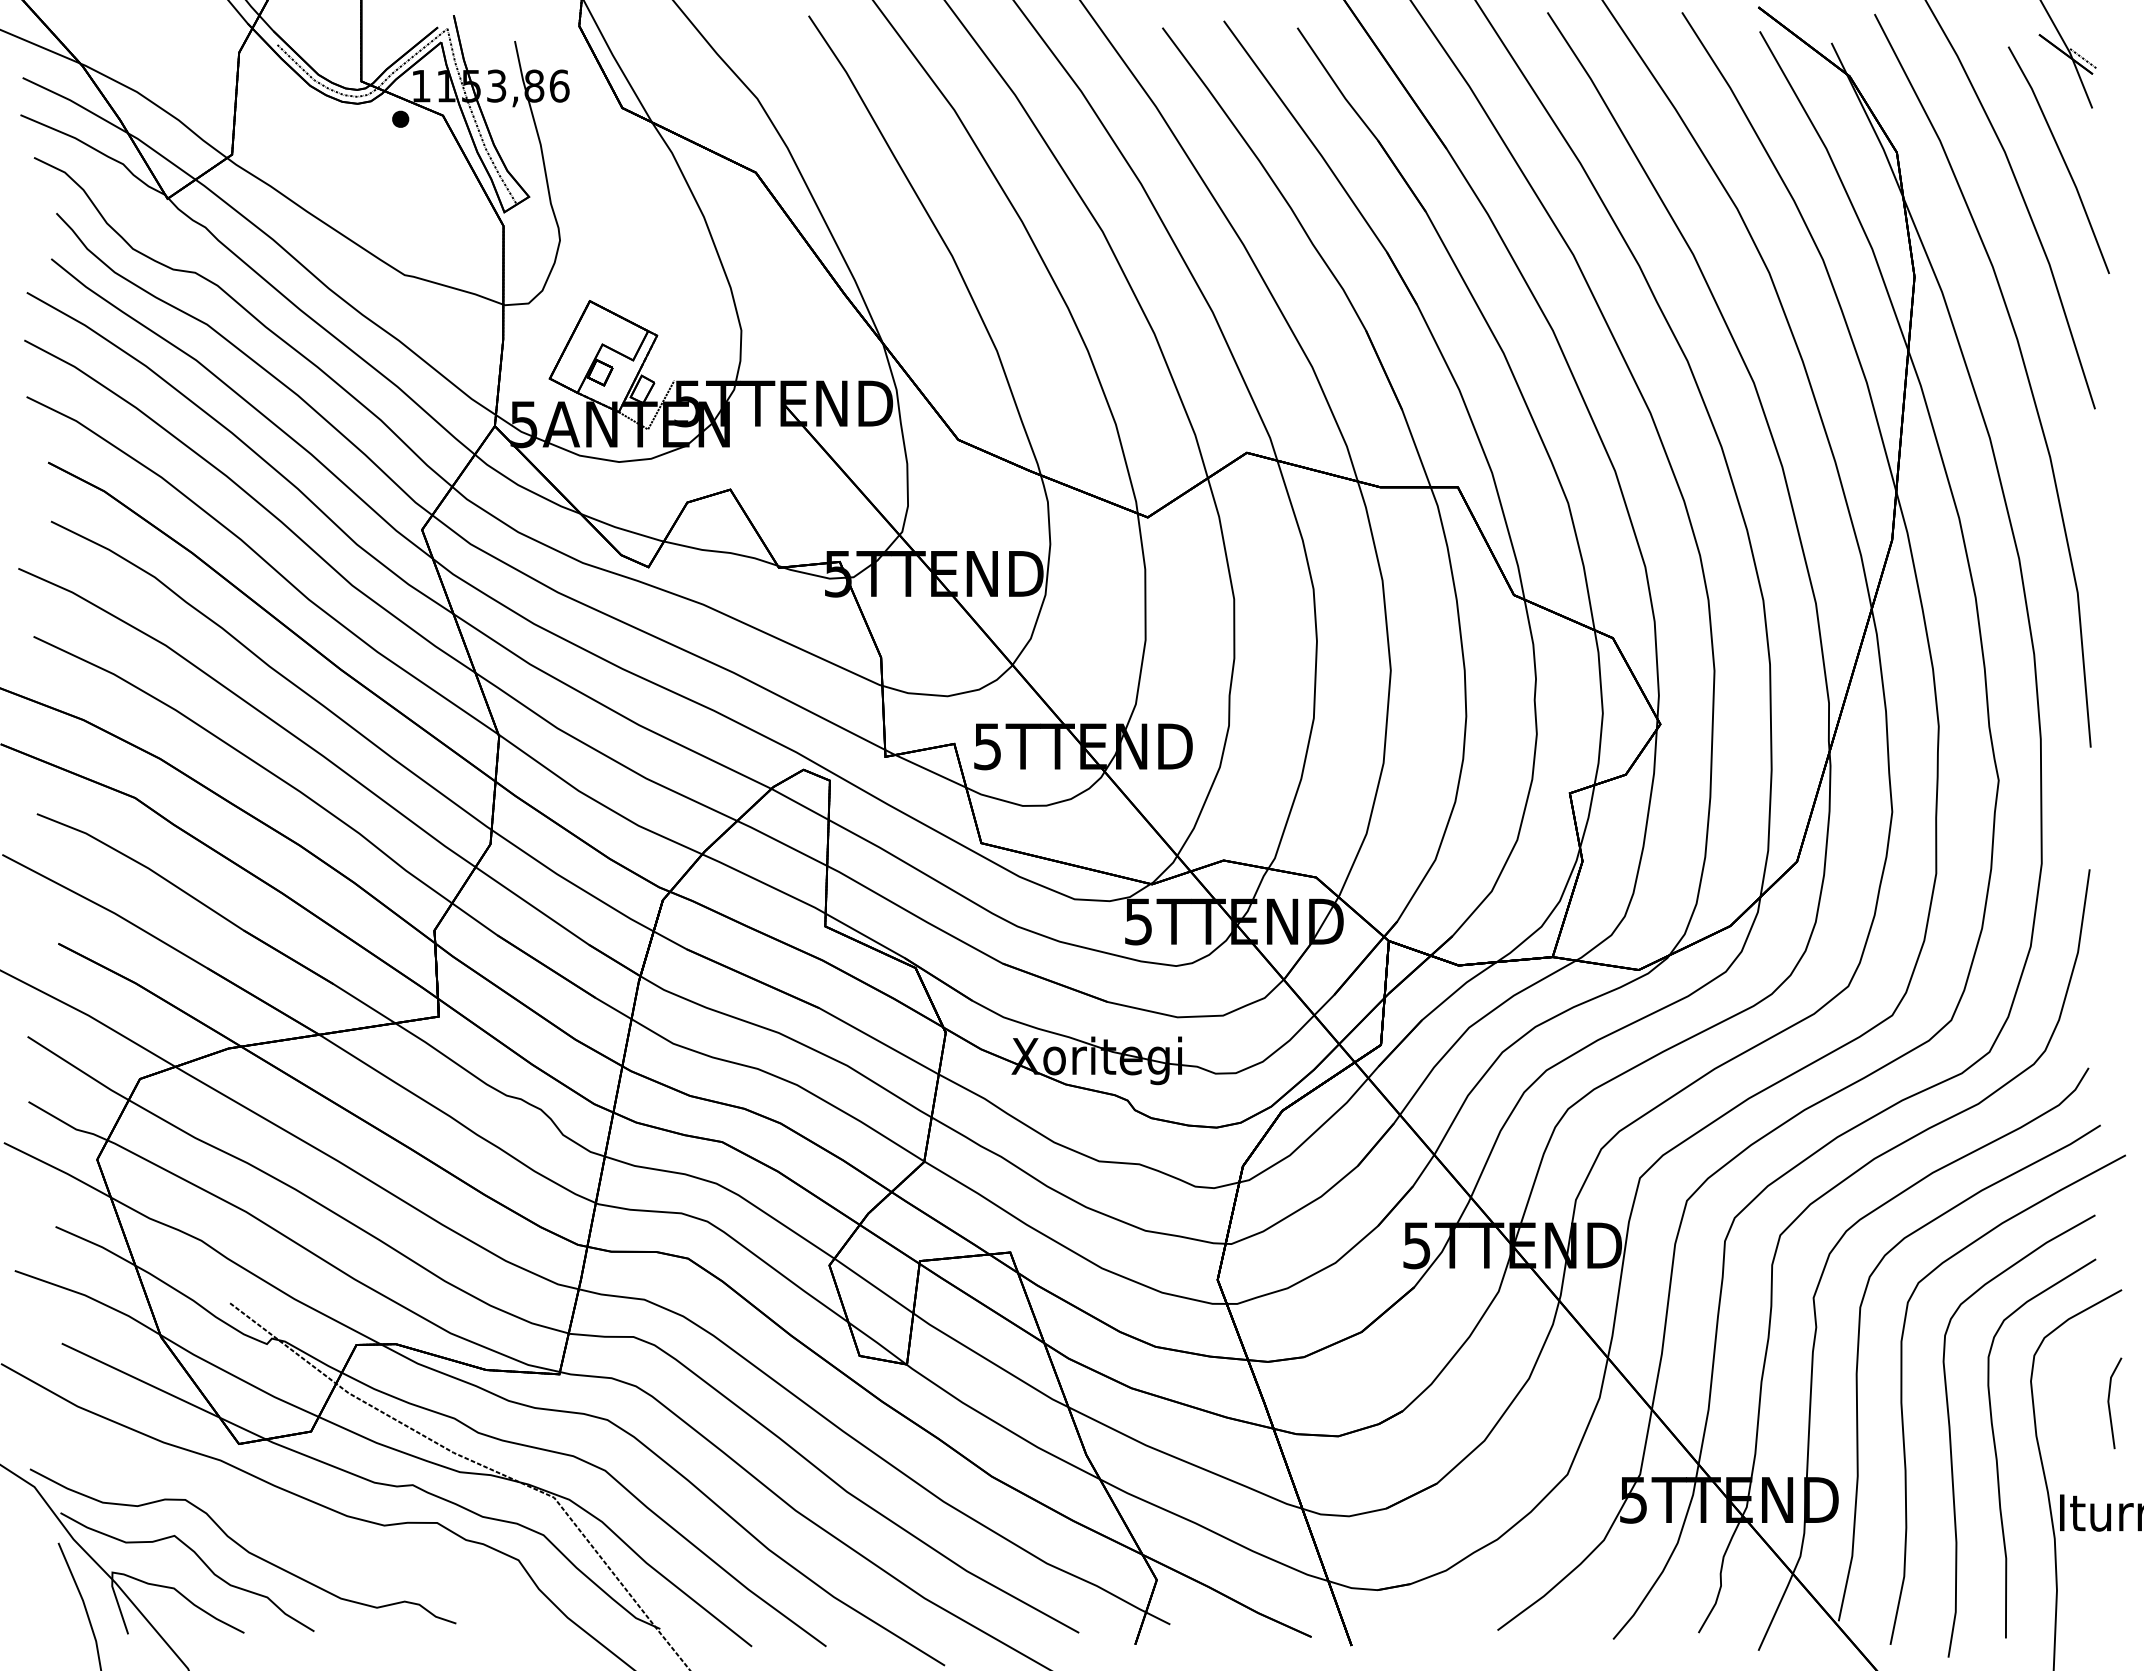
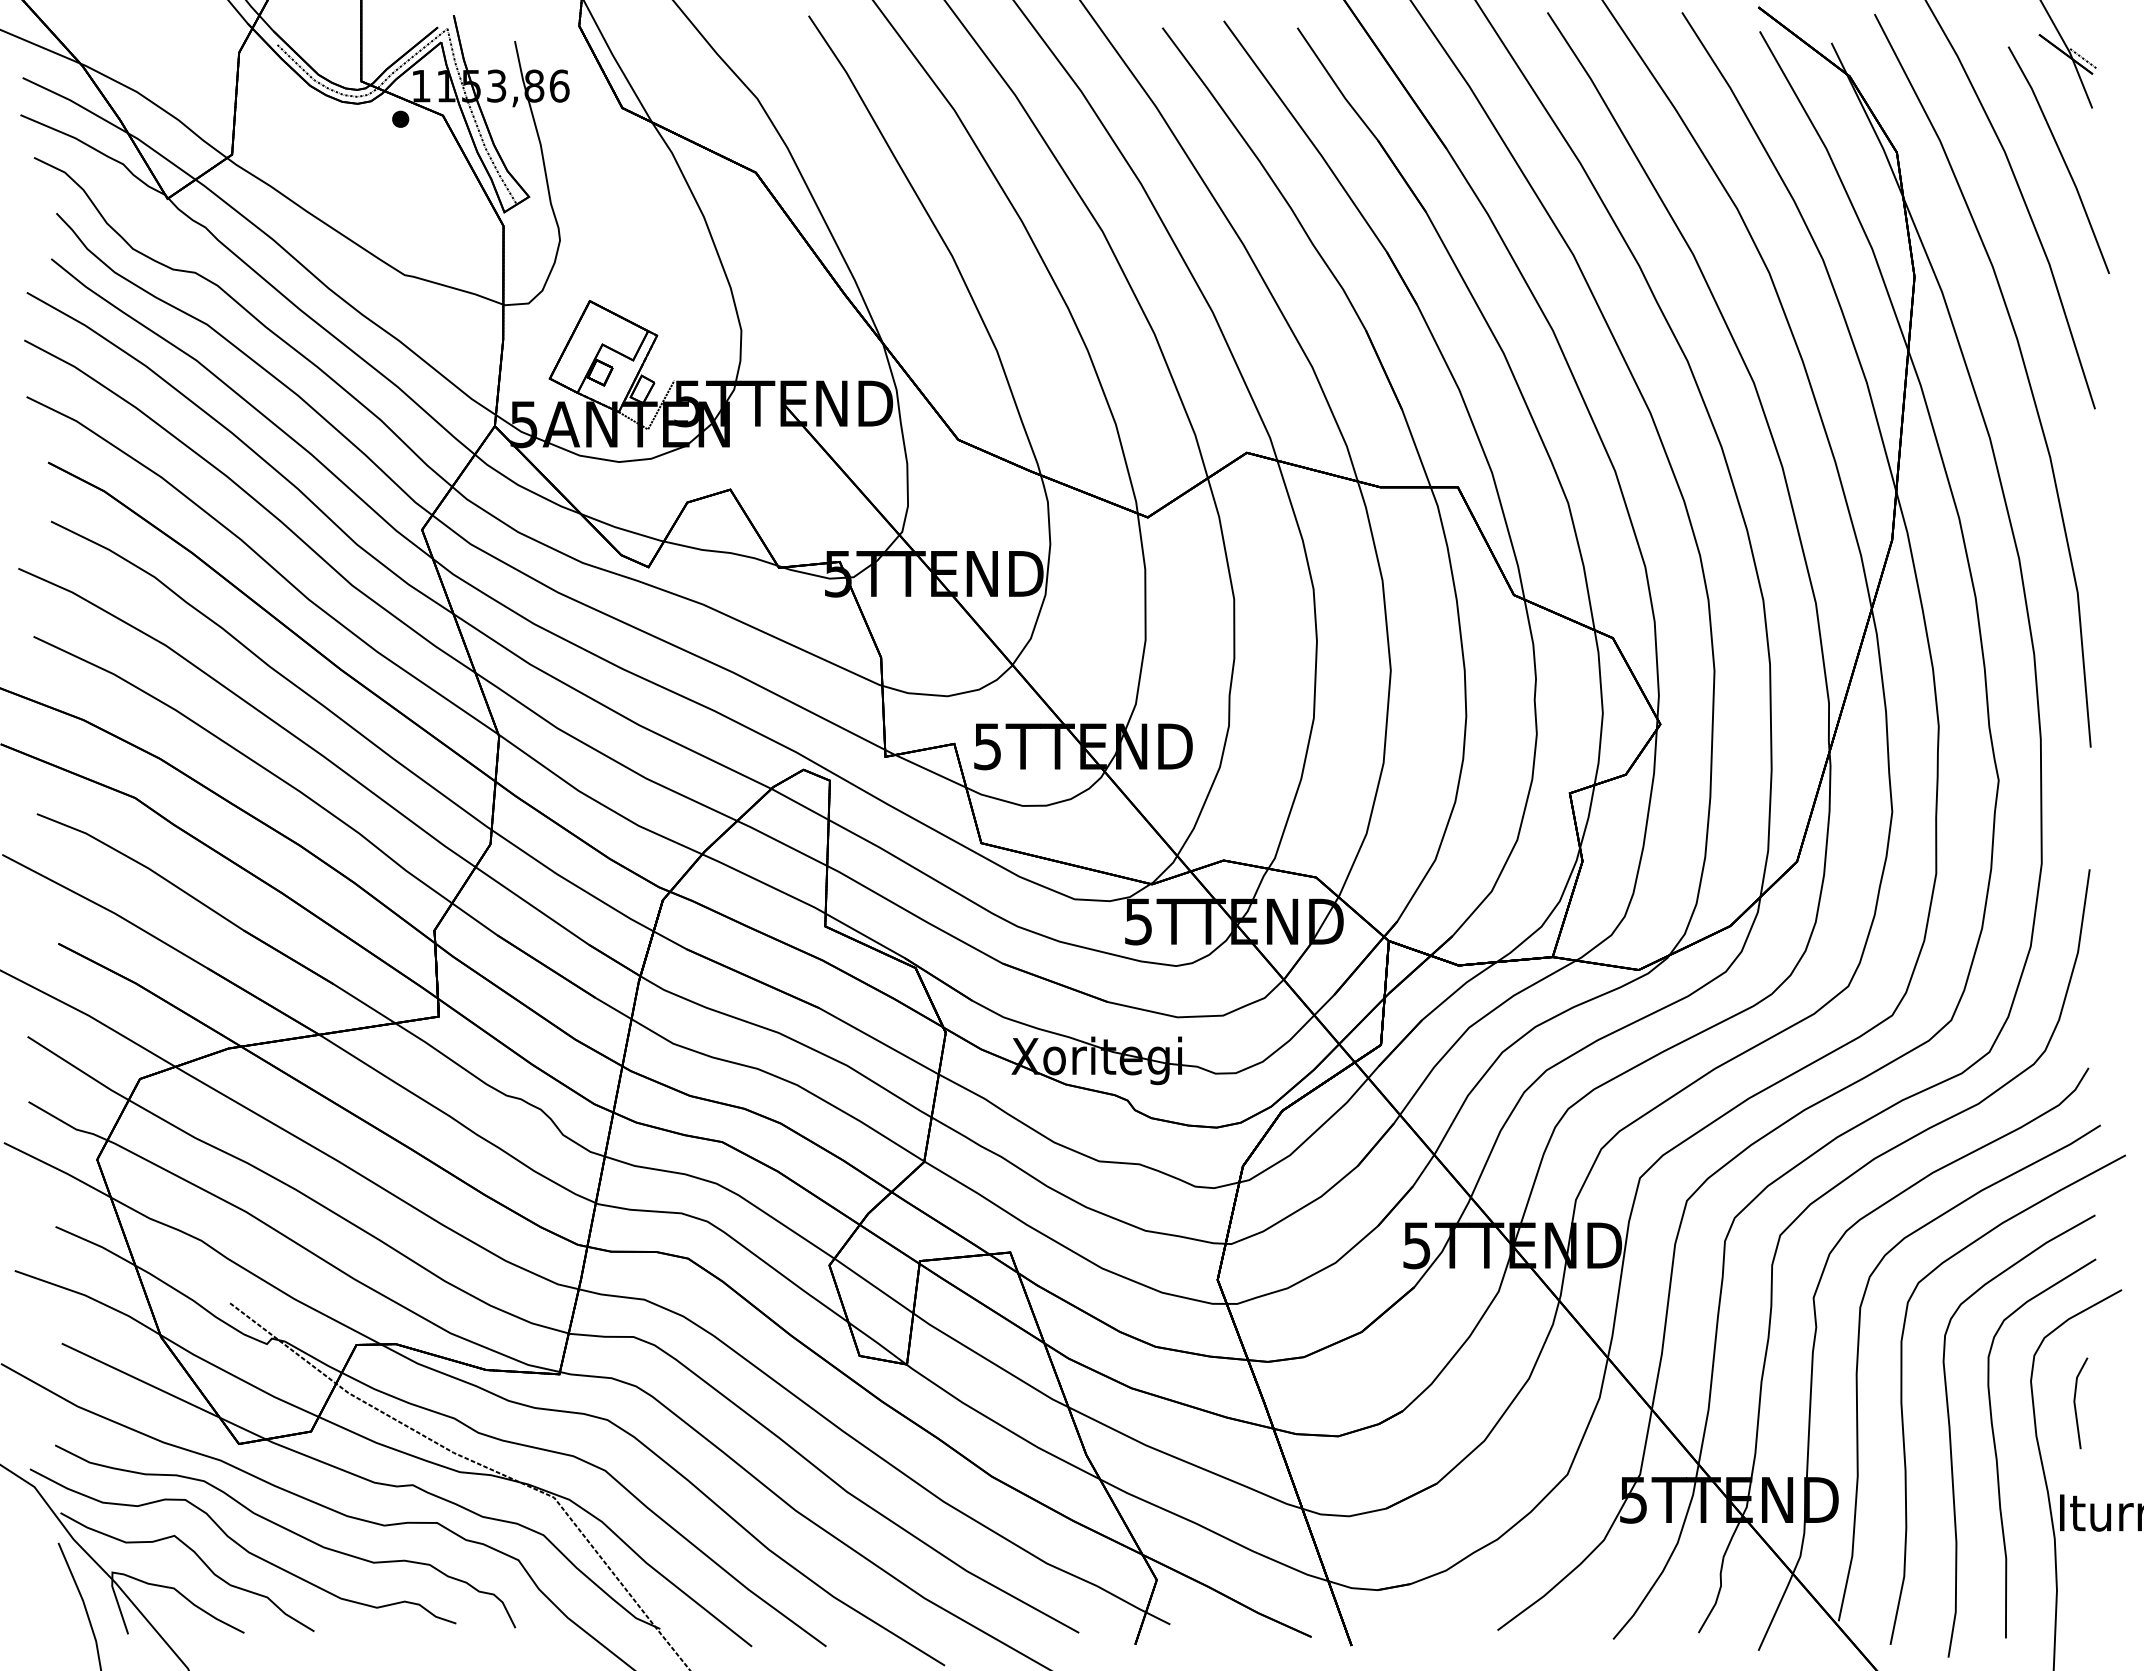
part position: (2114, 1403) -> (2080, 1403) (2080, 1403)
part: none -> present (285, 1536)
